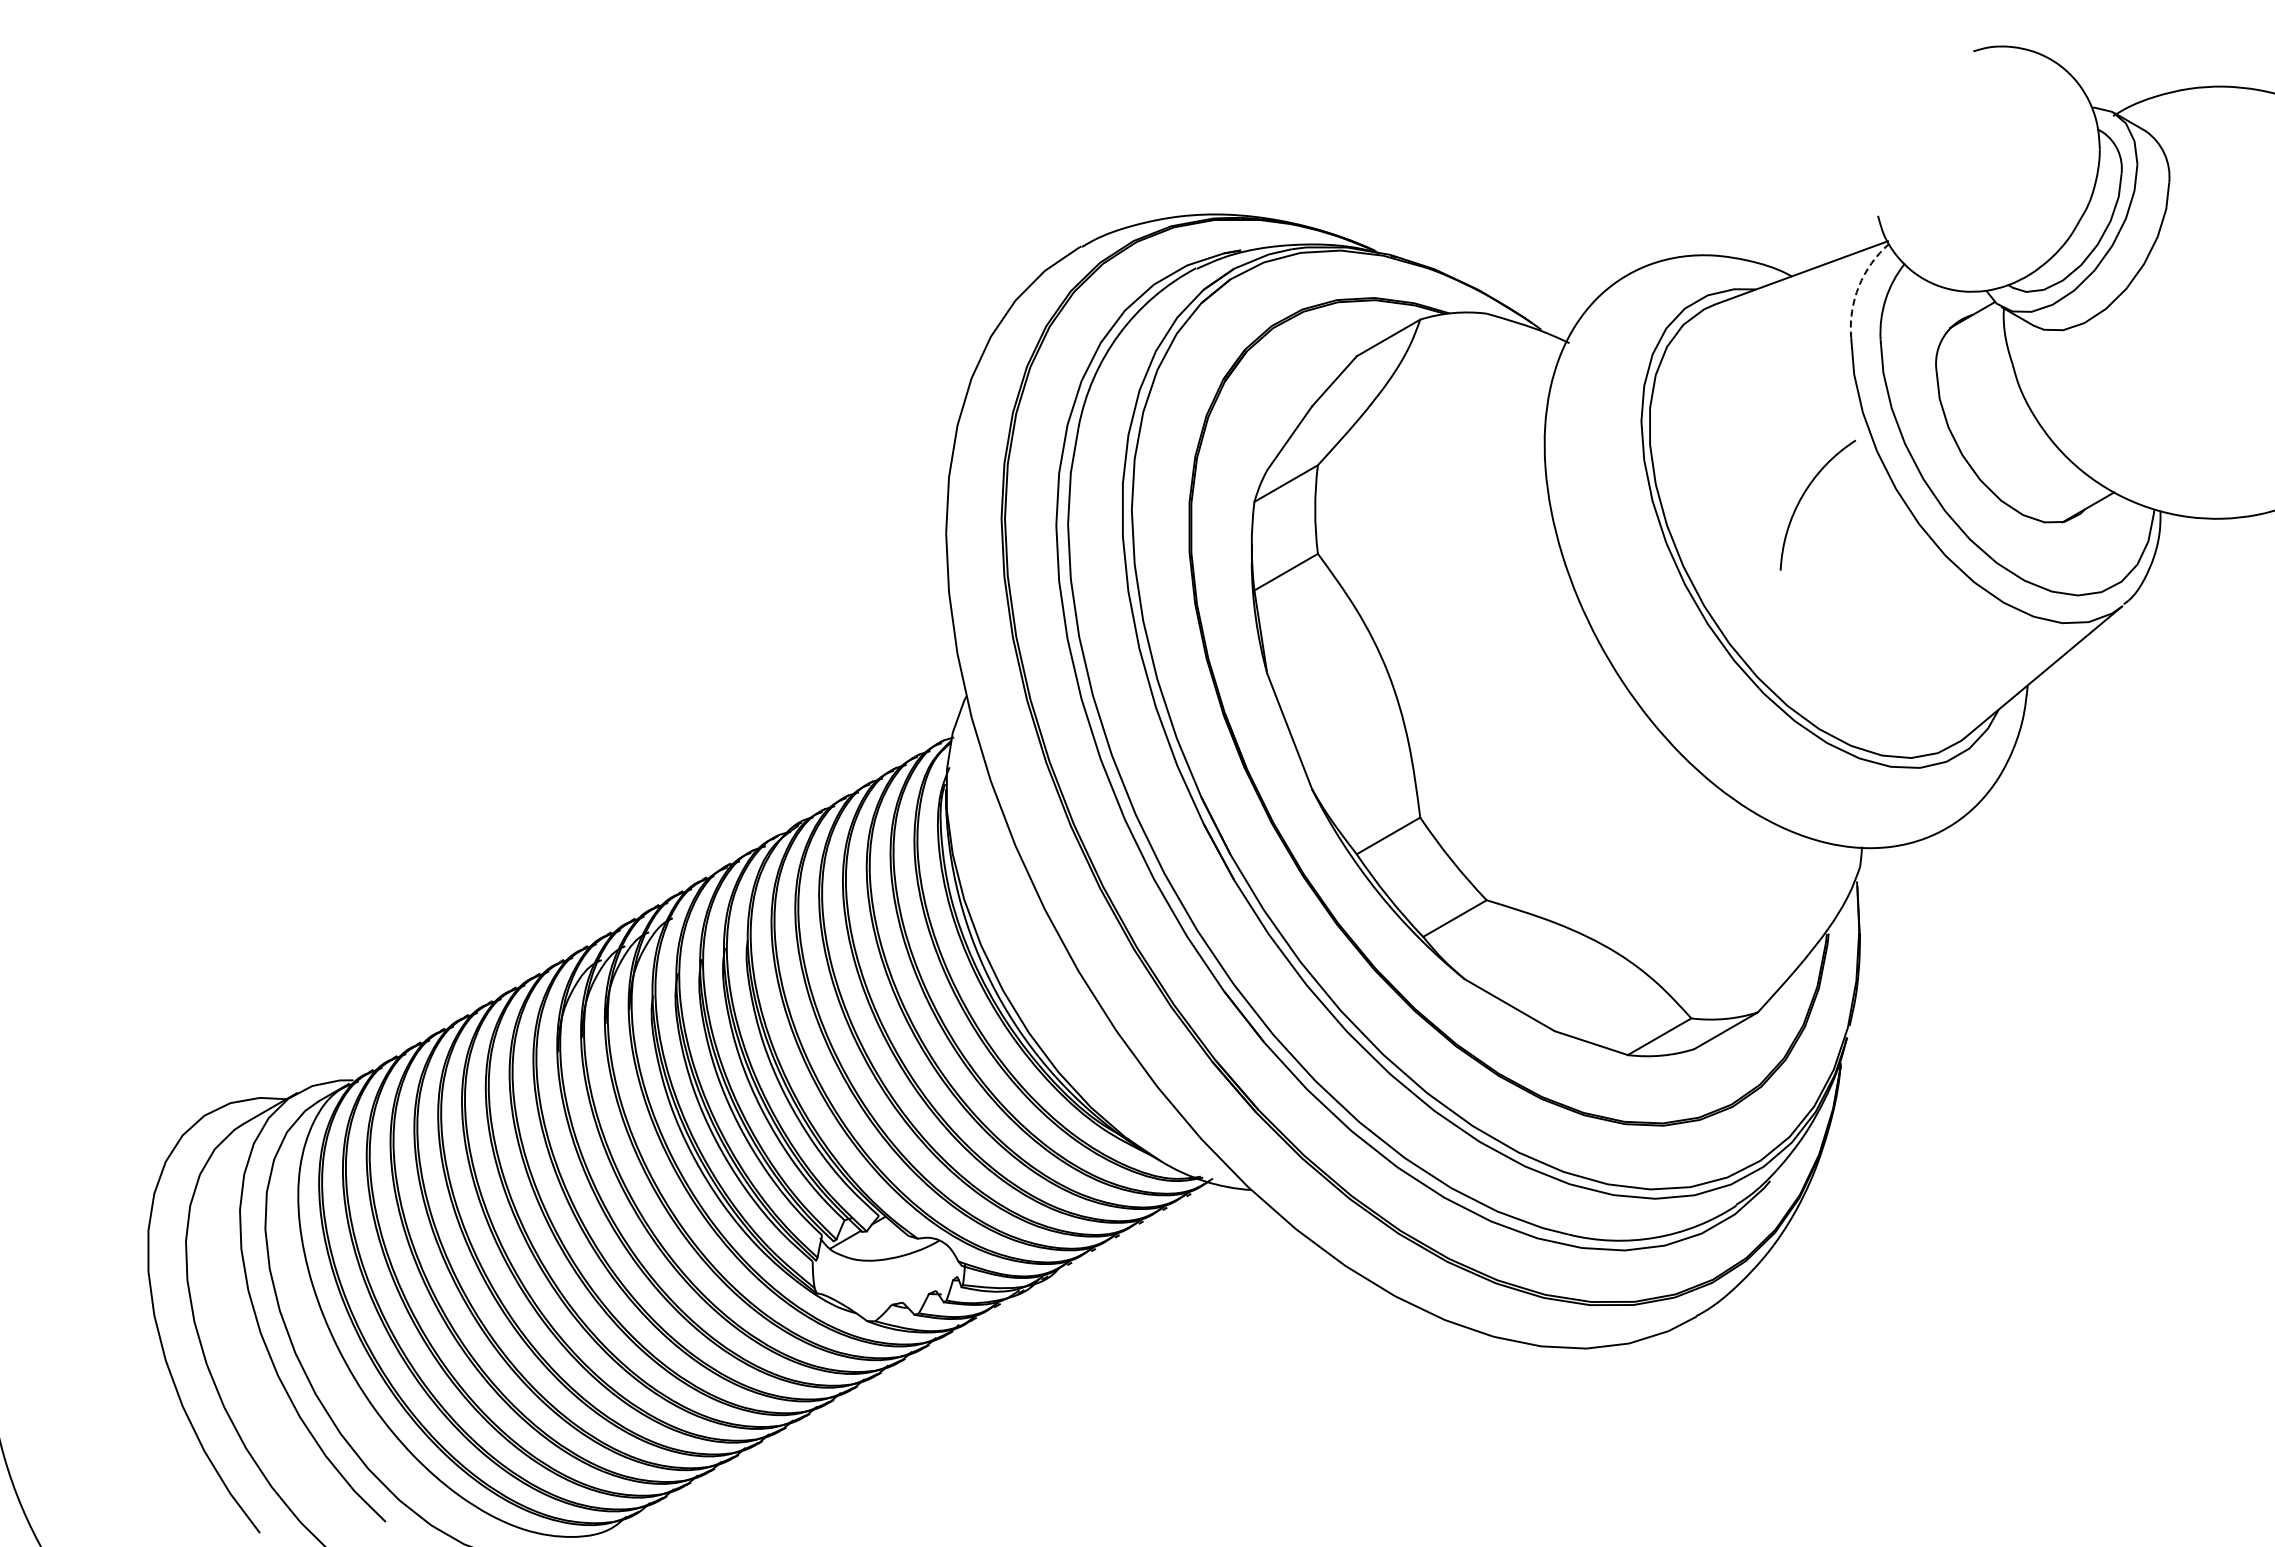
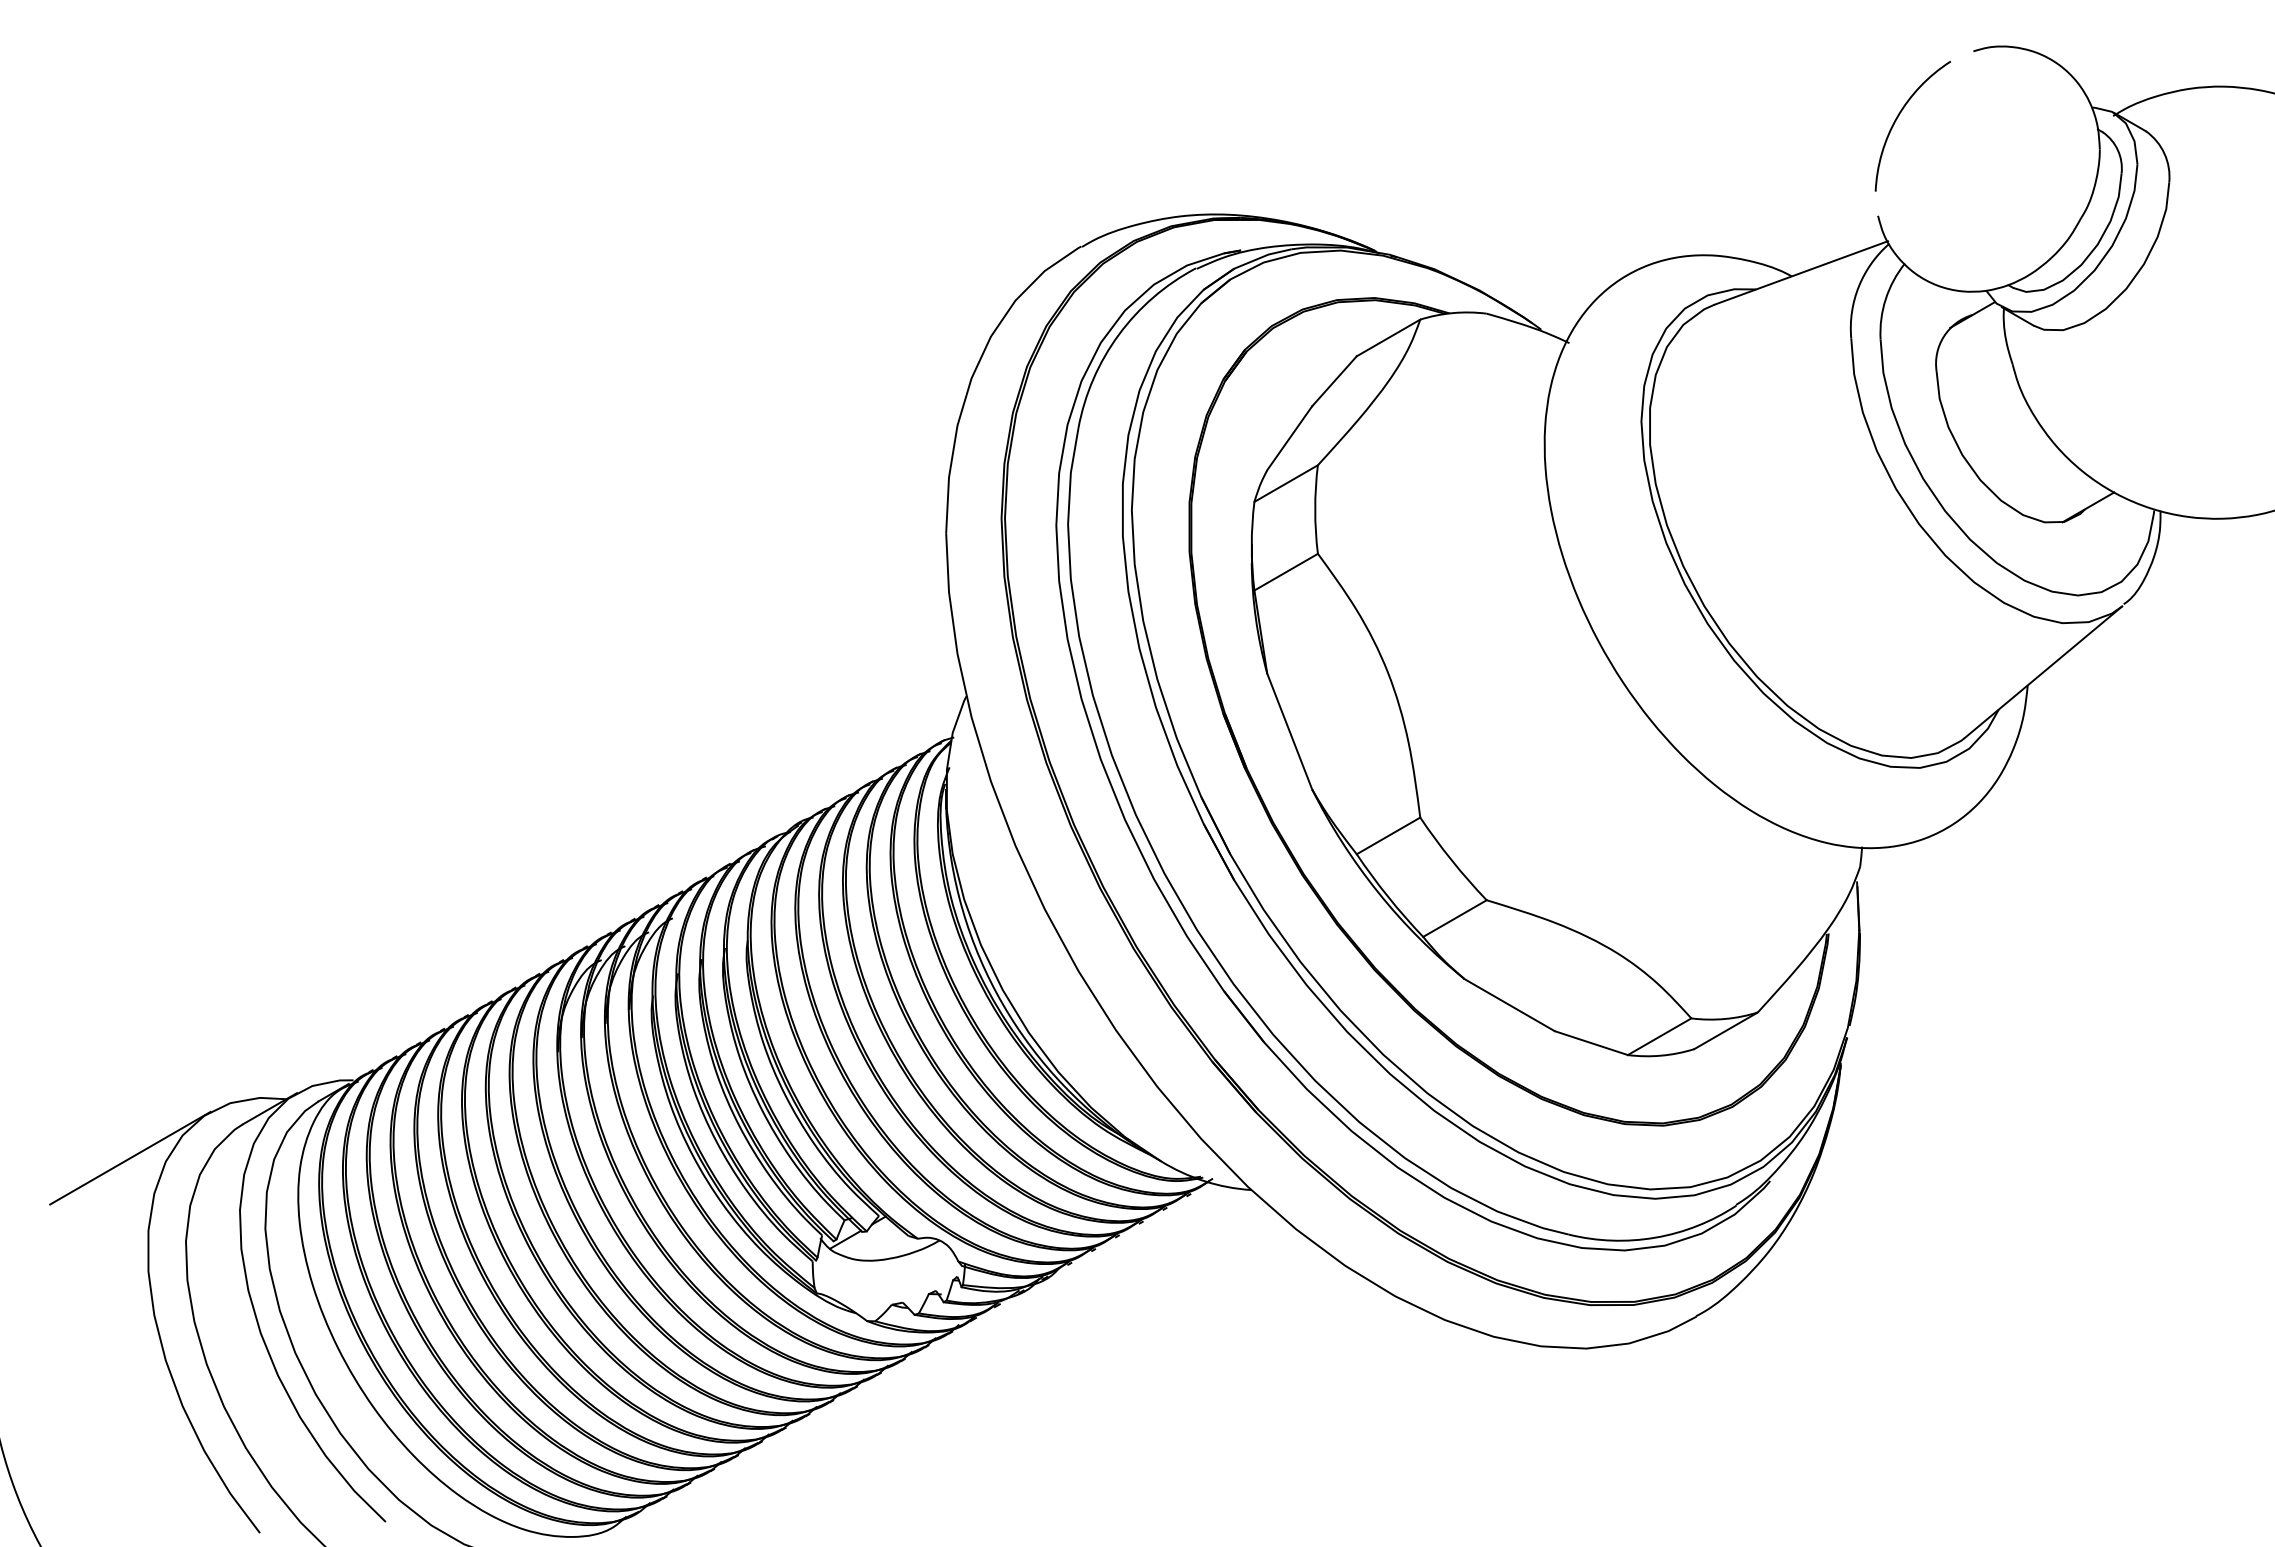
arc: dashed -> solid (1858, 286)
arc position: (1803, 496) -> (1898, 117) (1898, 117)
line: none -> present (130, 1157)
